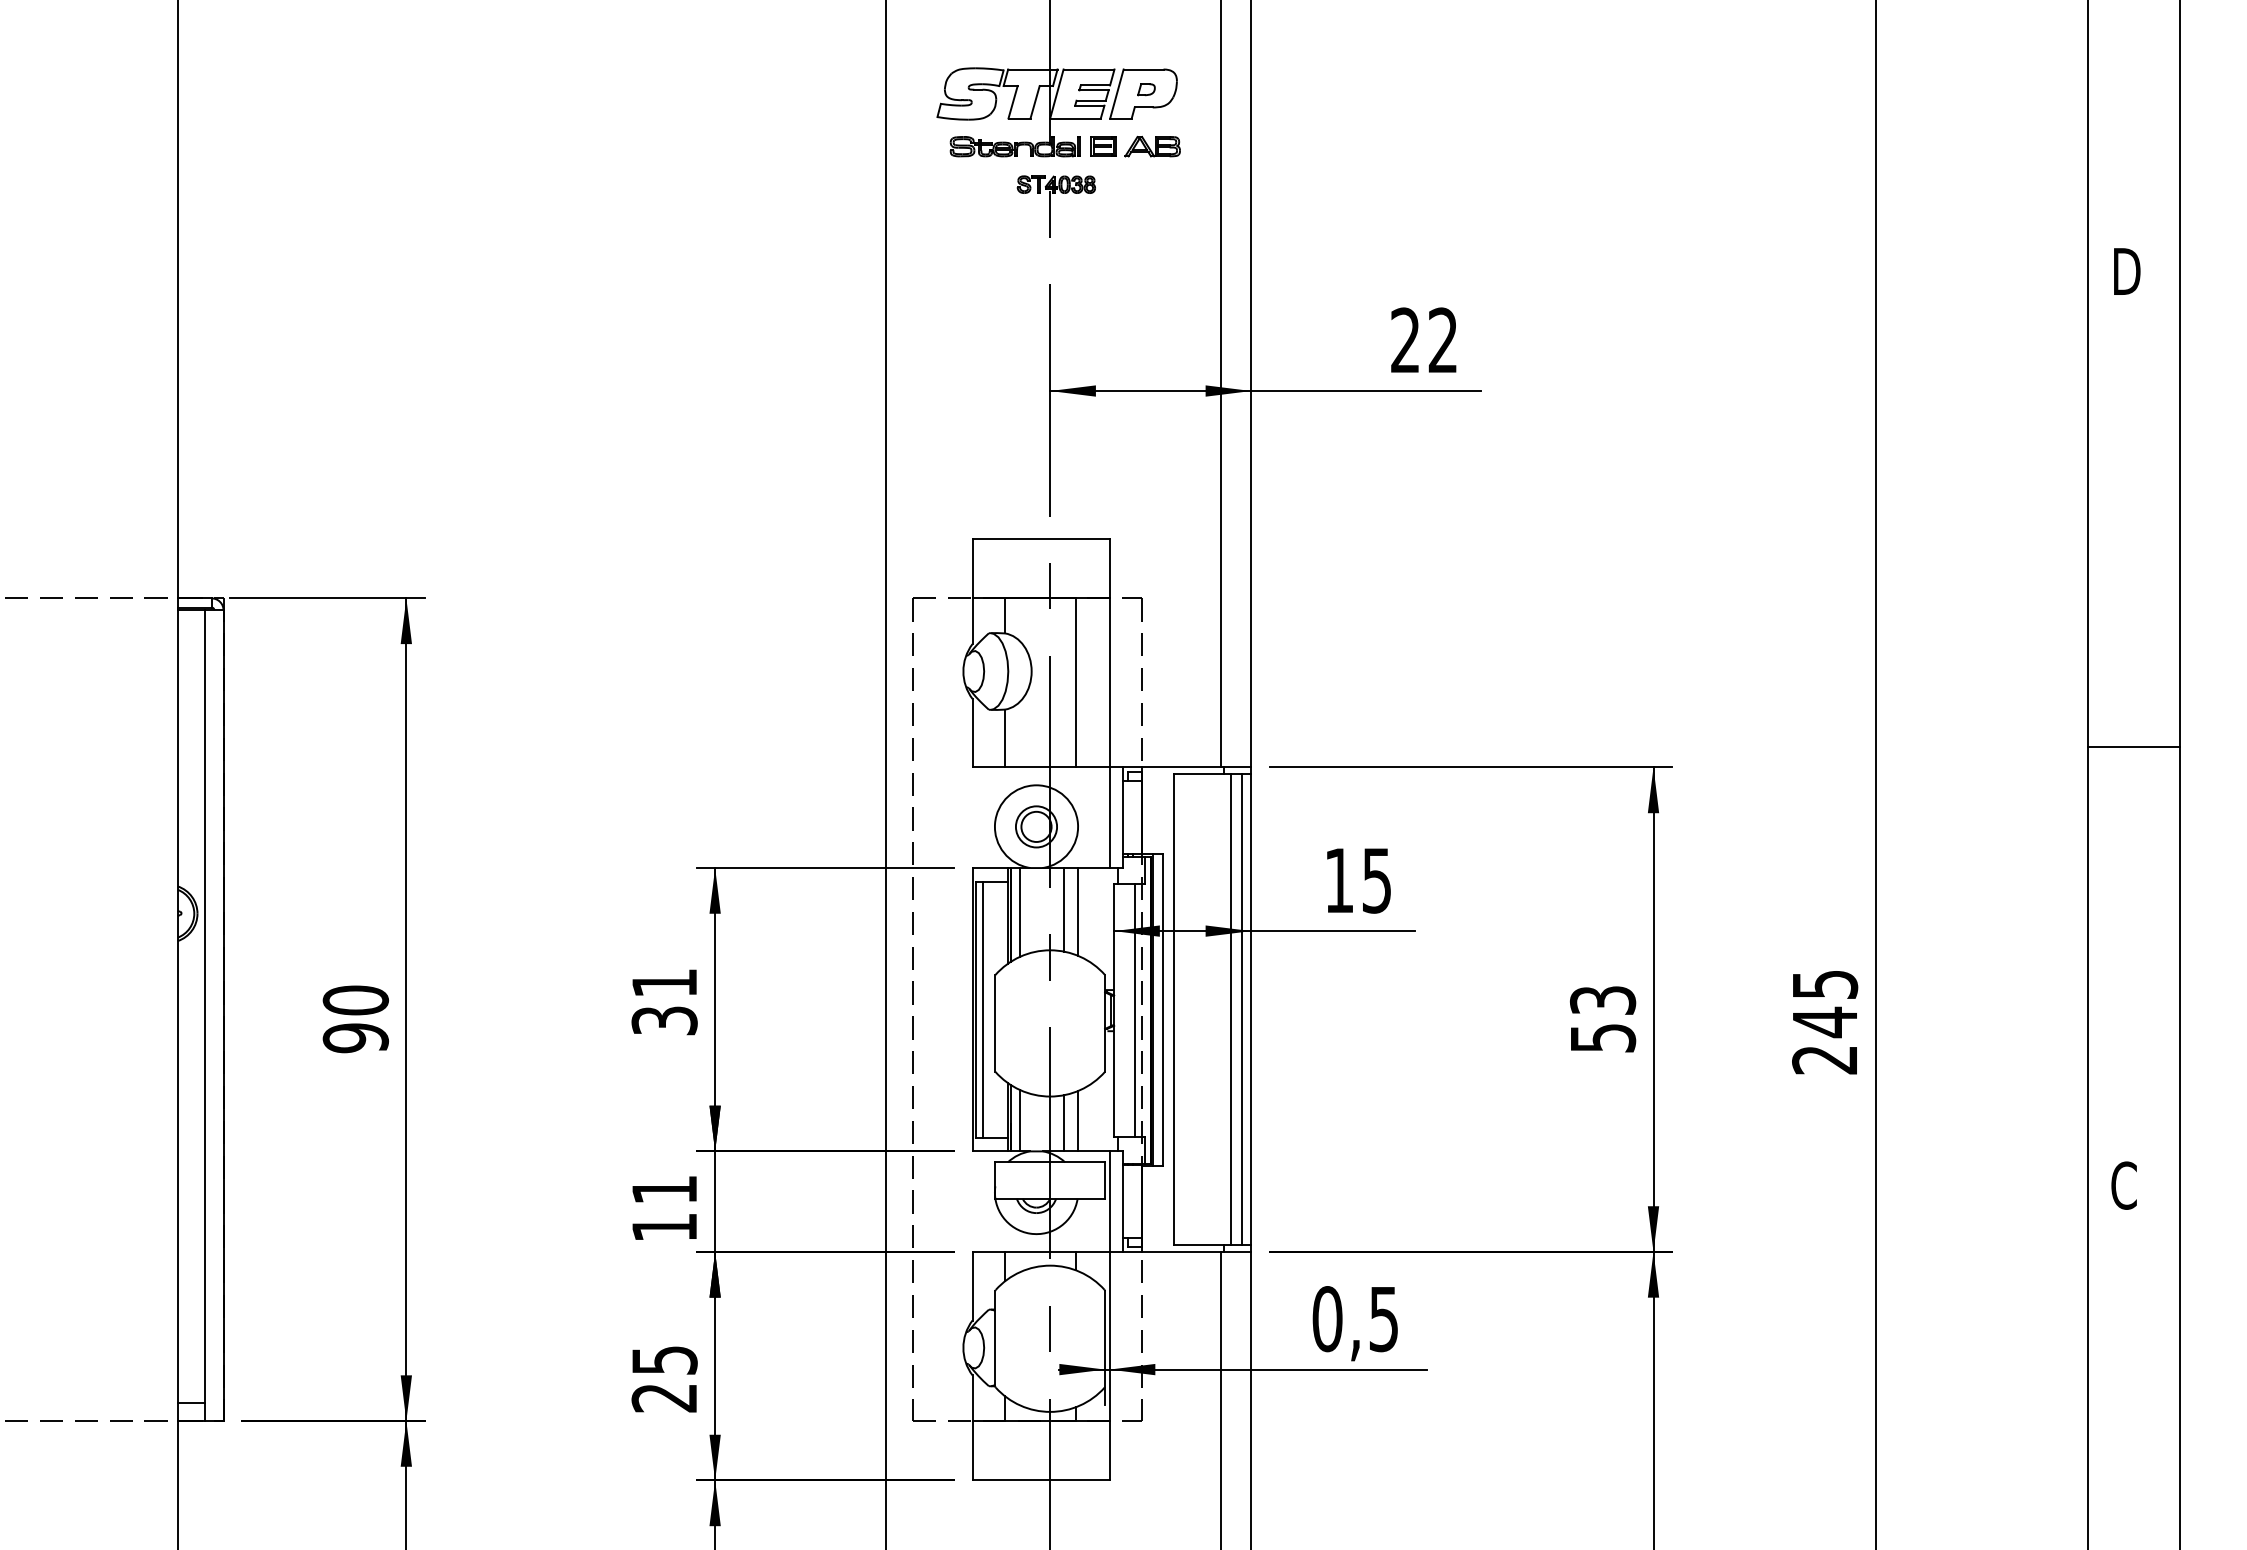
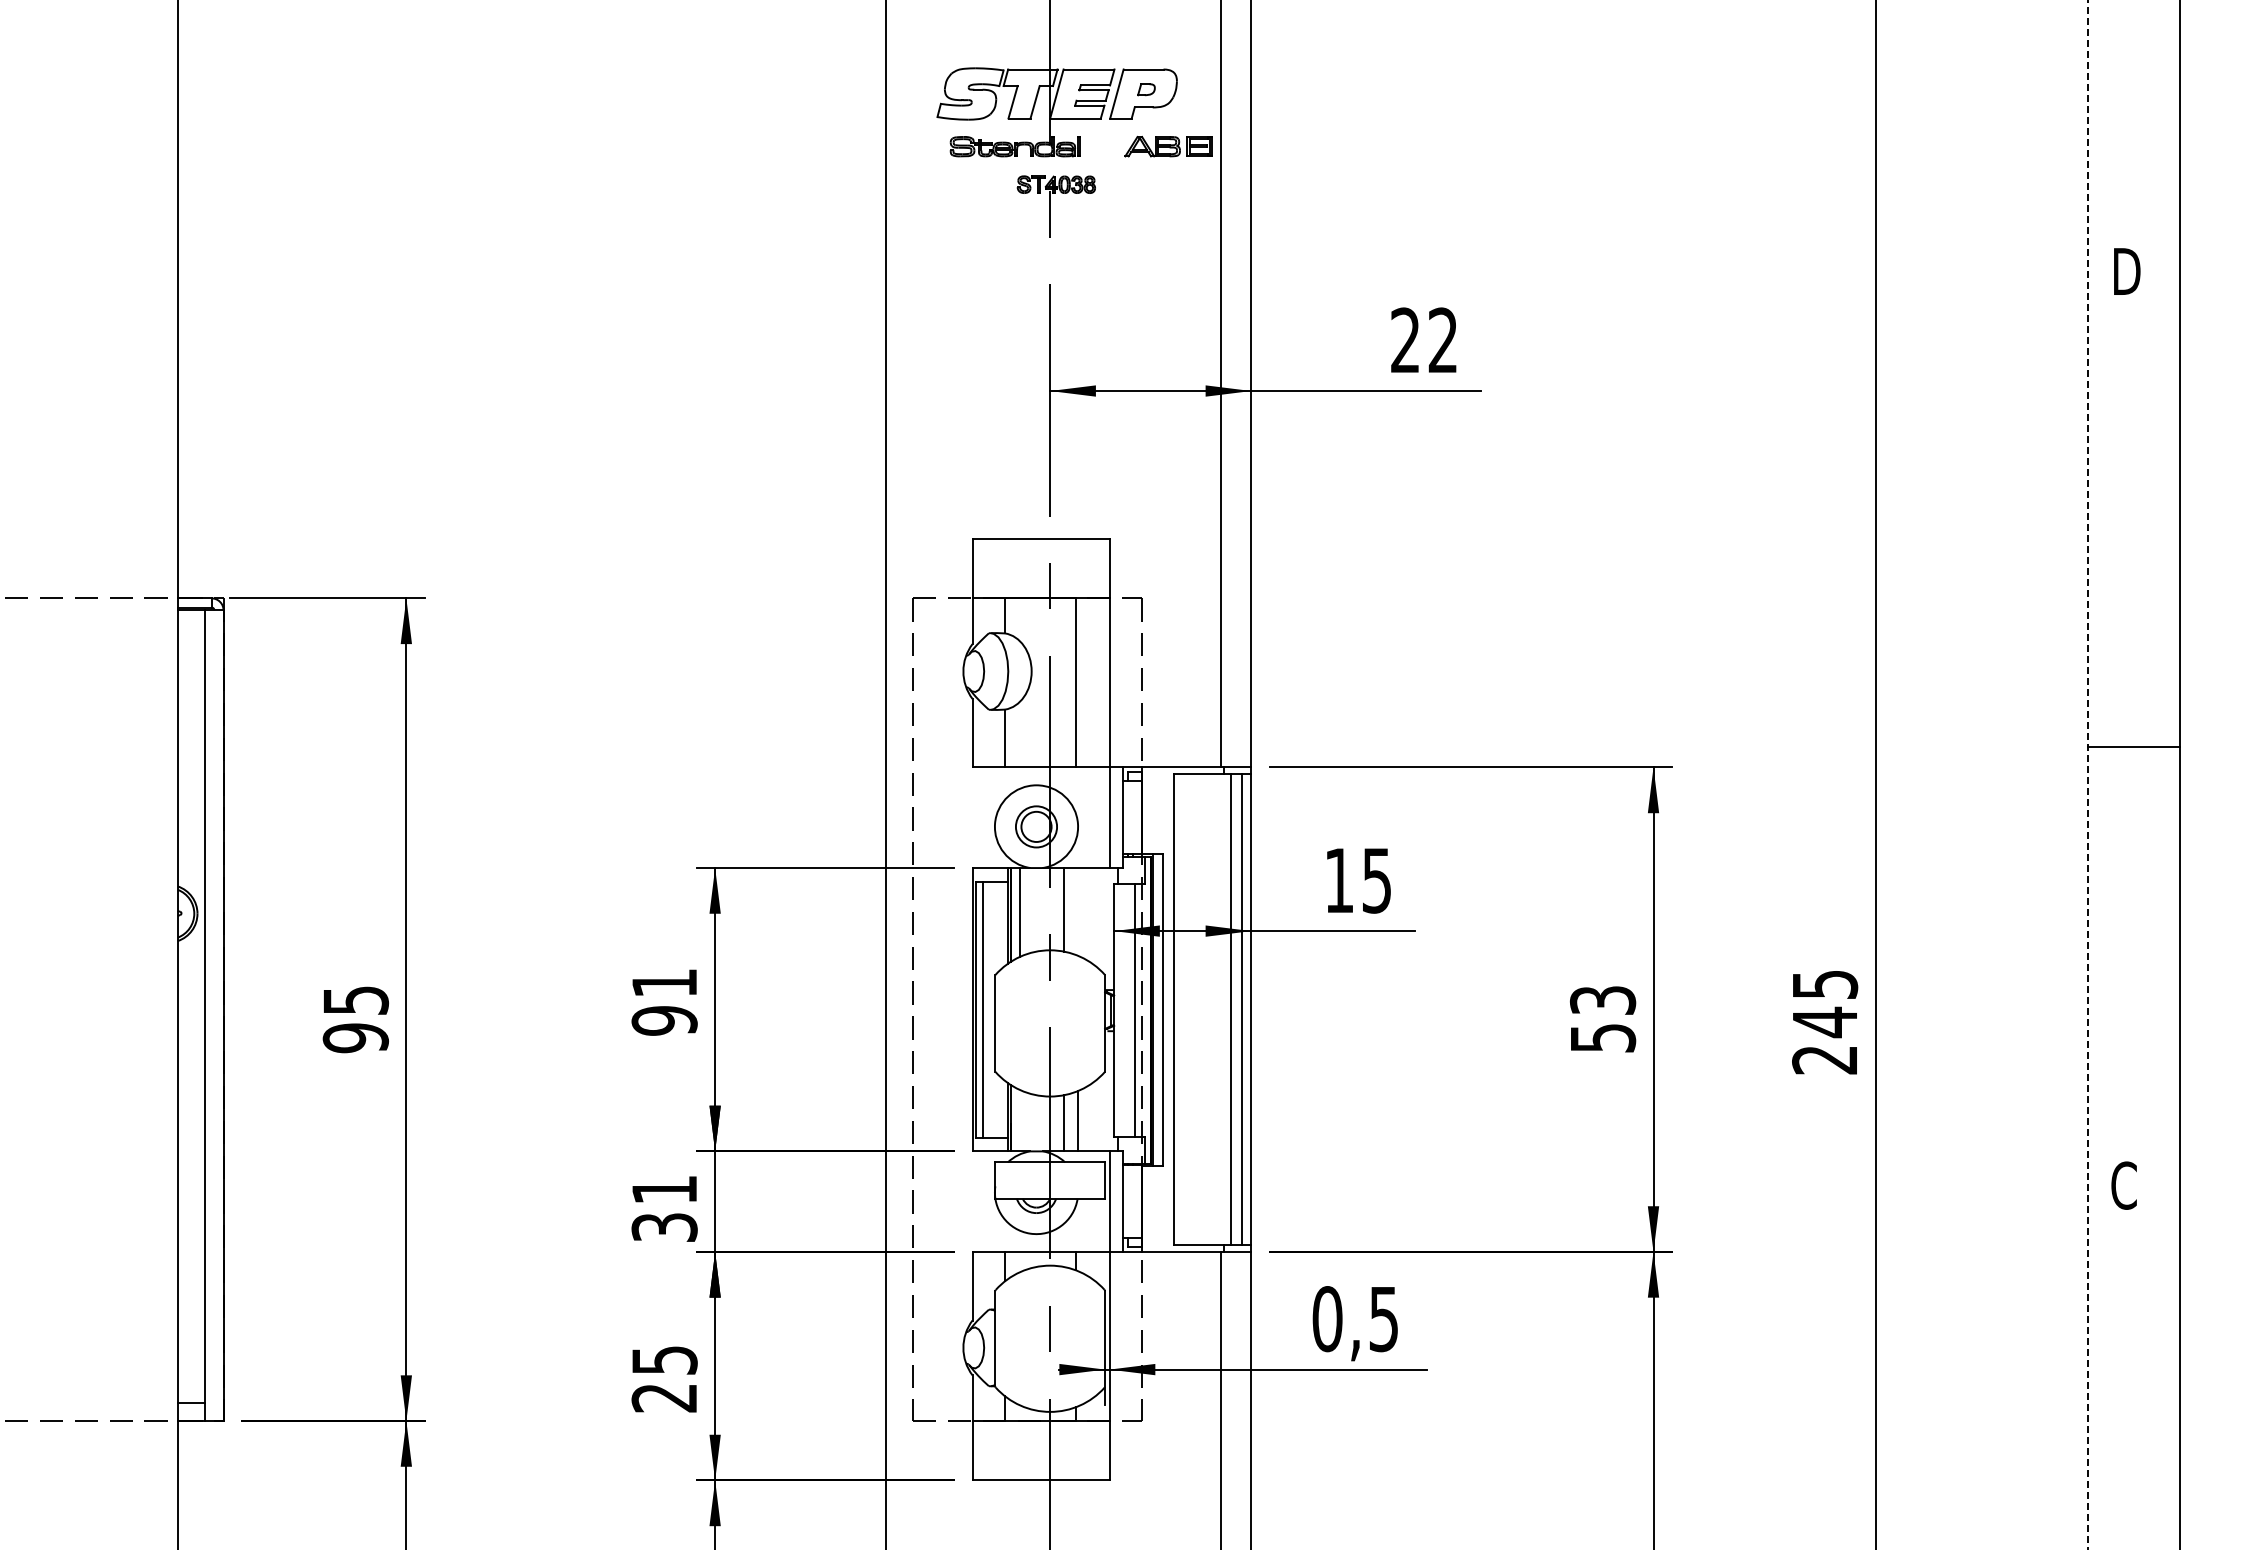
part position: (1103, 146) -> (1199, 146) (1199, 146)
line: solid -> dashed (2088, 774)
line: present -> none (1077, 911)
text: 90 -> 95 (355, 1000)
text: 31 -> 91 (664, 1020)
line: present -> none (1020, 1120)
text: 11 -> 31 (664, 1227)
